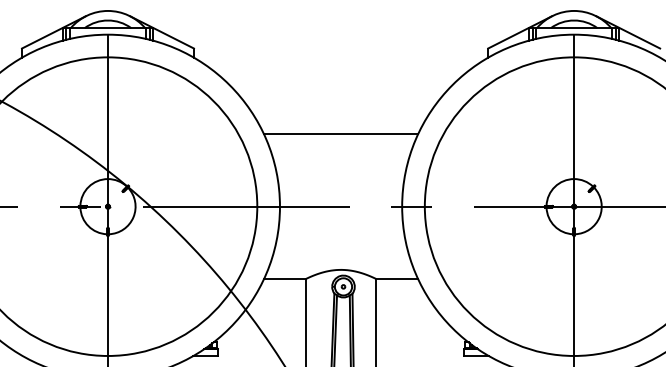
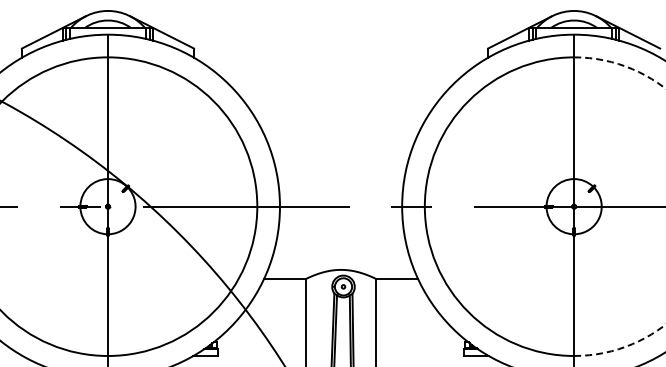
arc: solid -> dashed (665, 88)
line: present -> none (340, 134)
